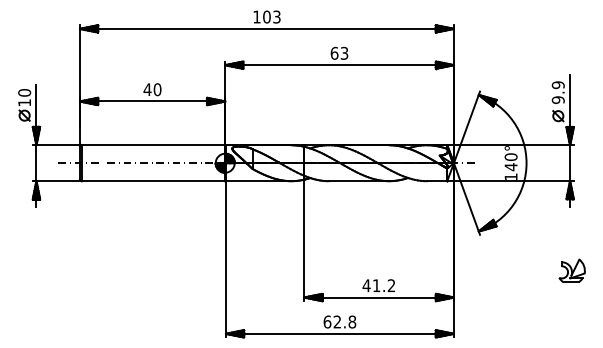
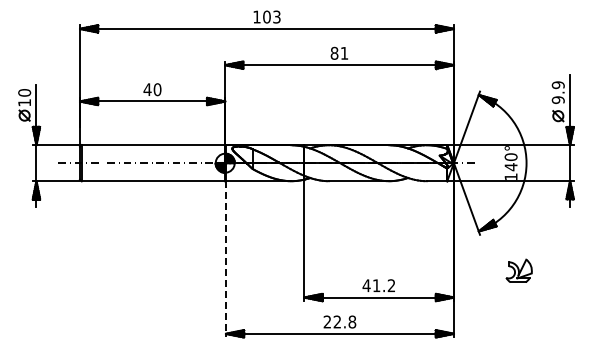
text: 63 -> 81 (339, 52)
line: solid -> dashed (225, 259)
part position: (571, 270) -> (518, 270) (518, 270)
text: 62.8 -> 22.8 (327, 321)
